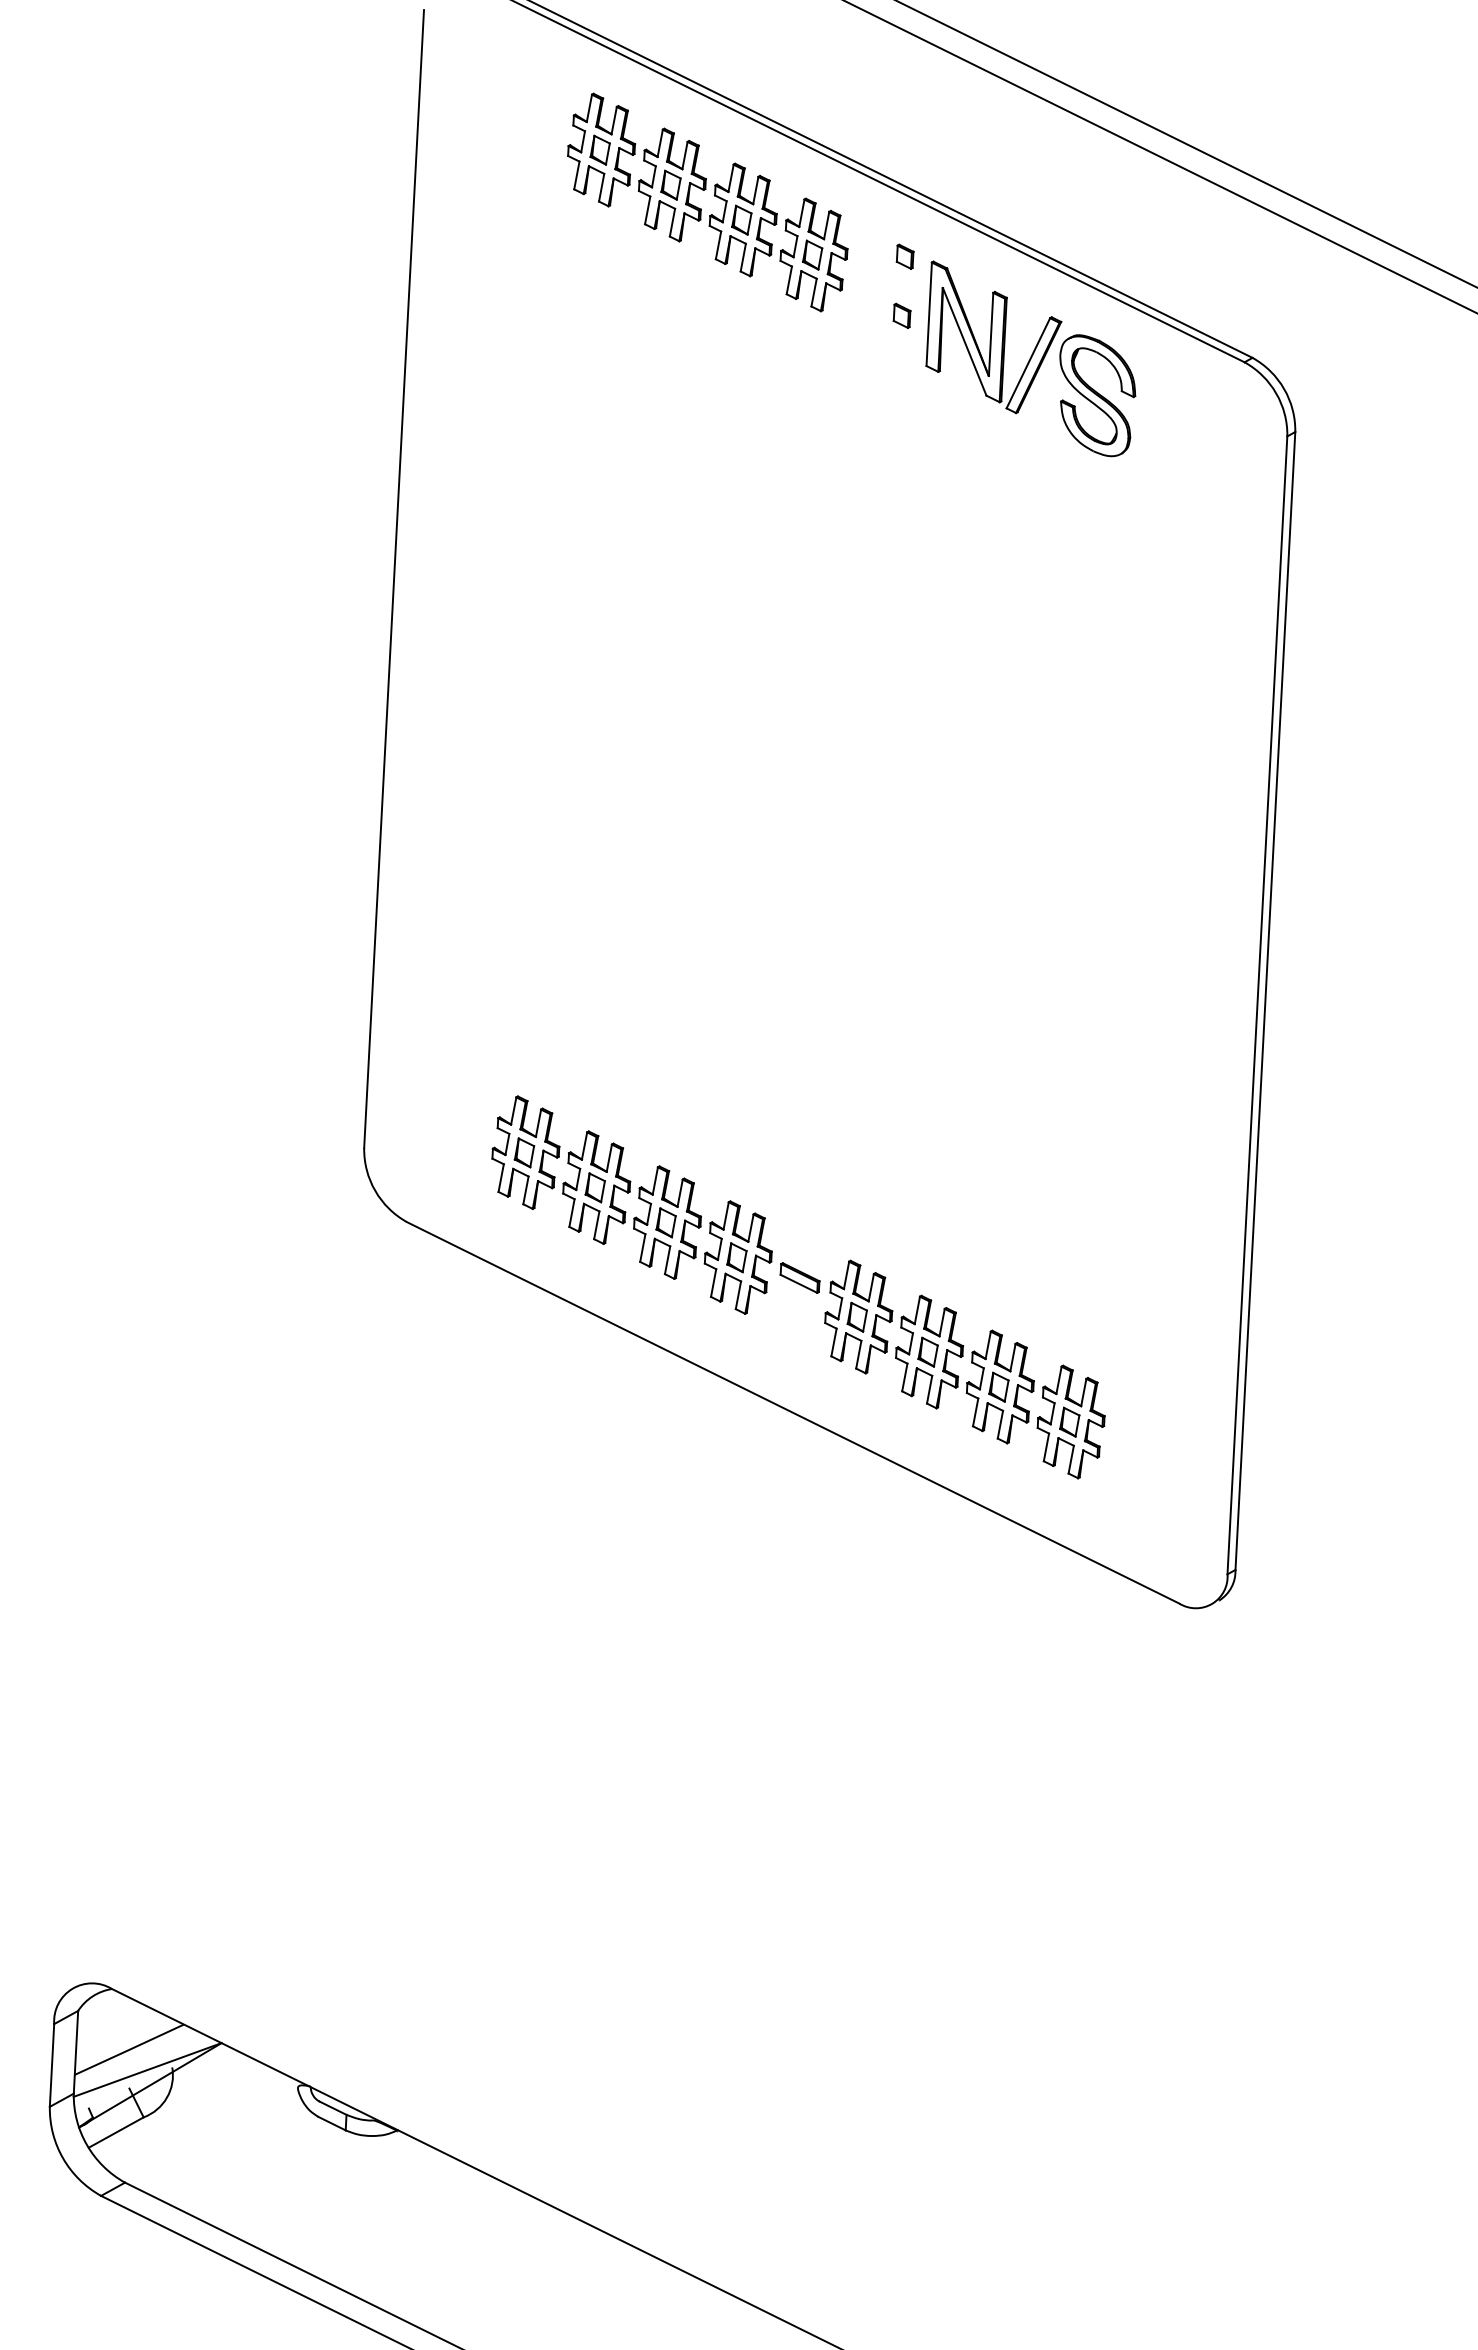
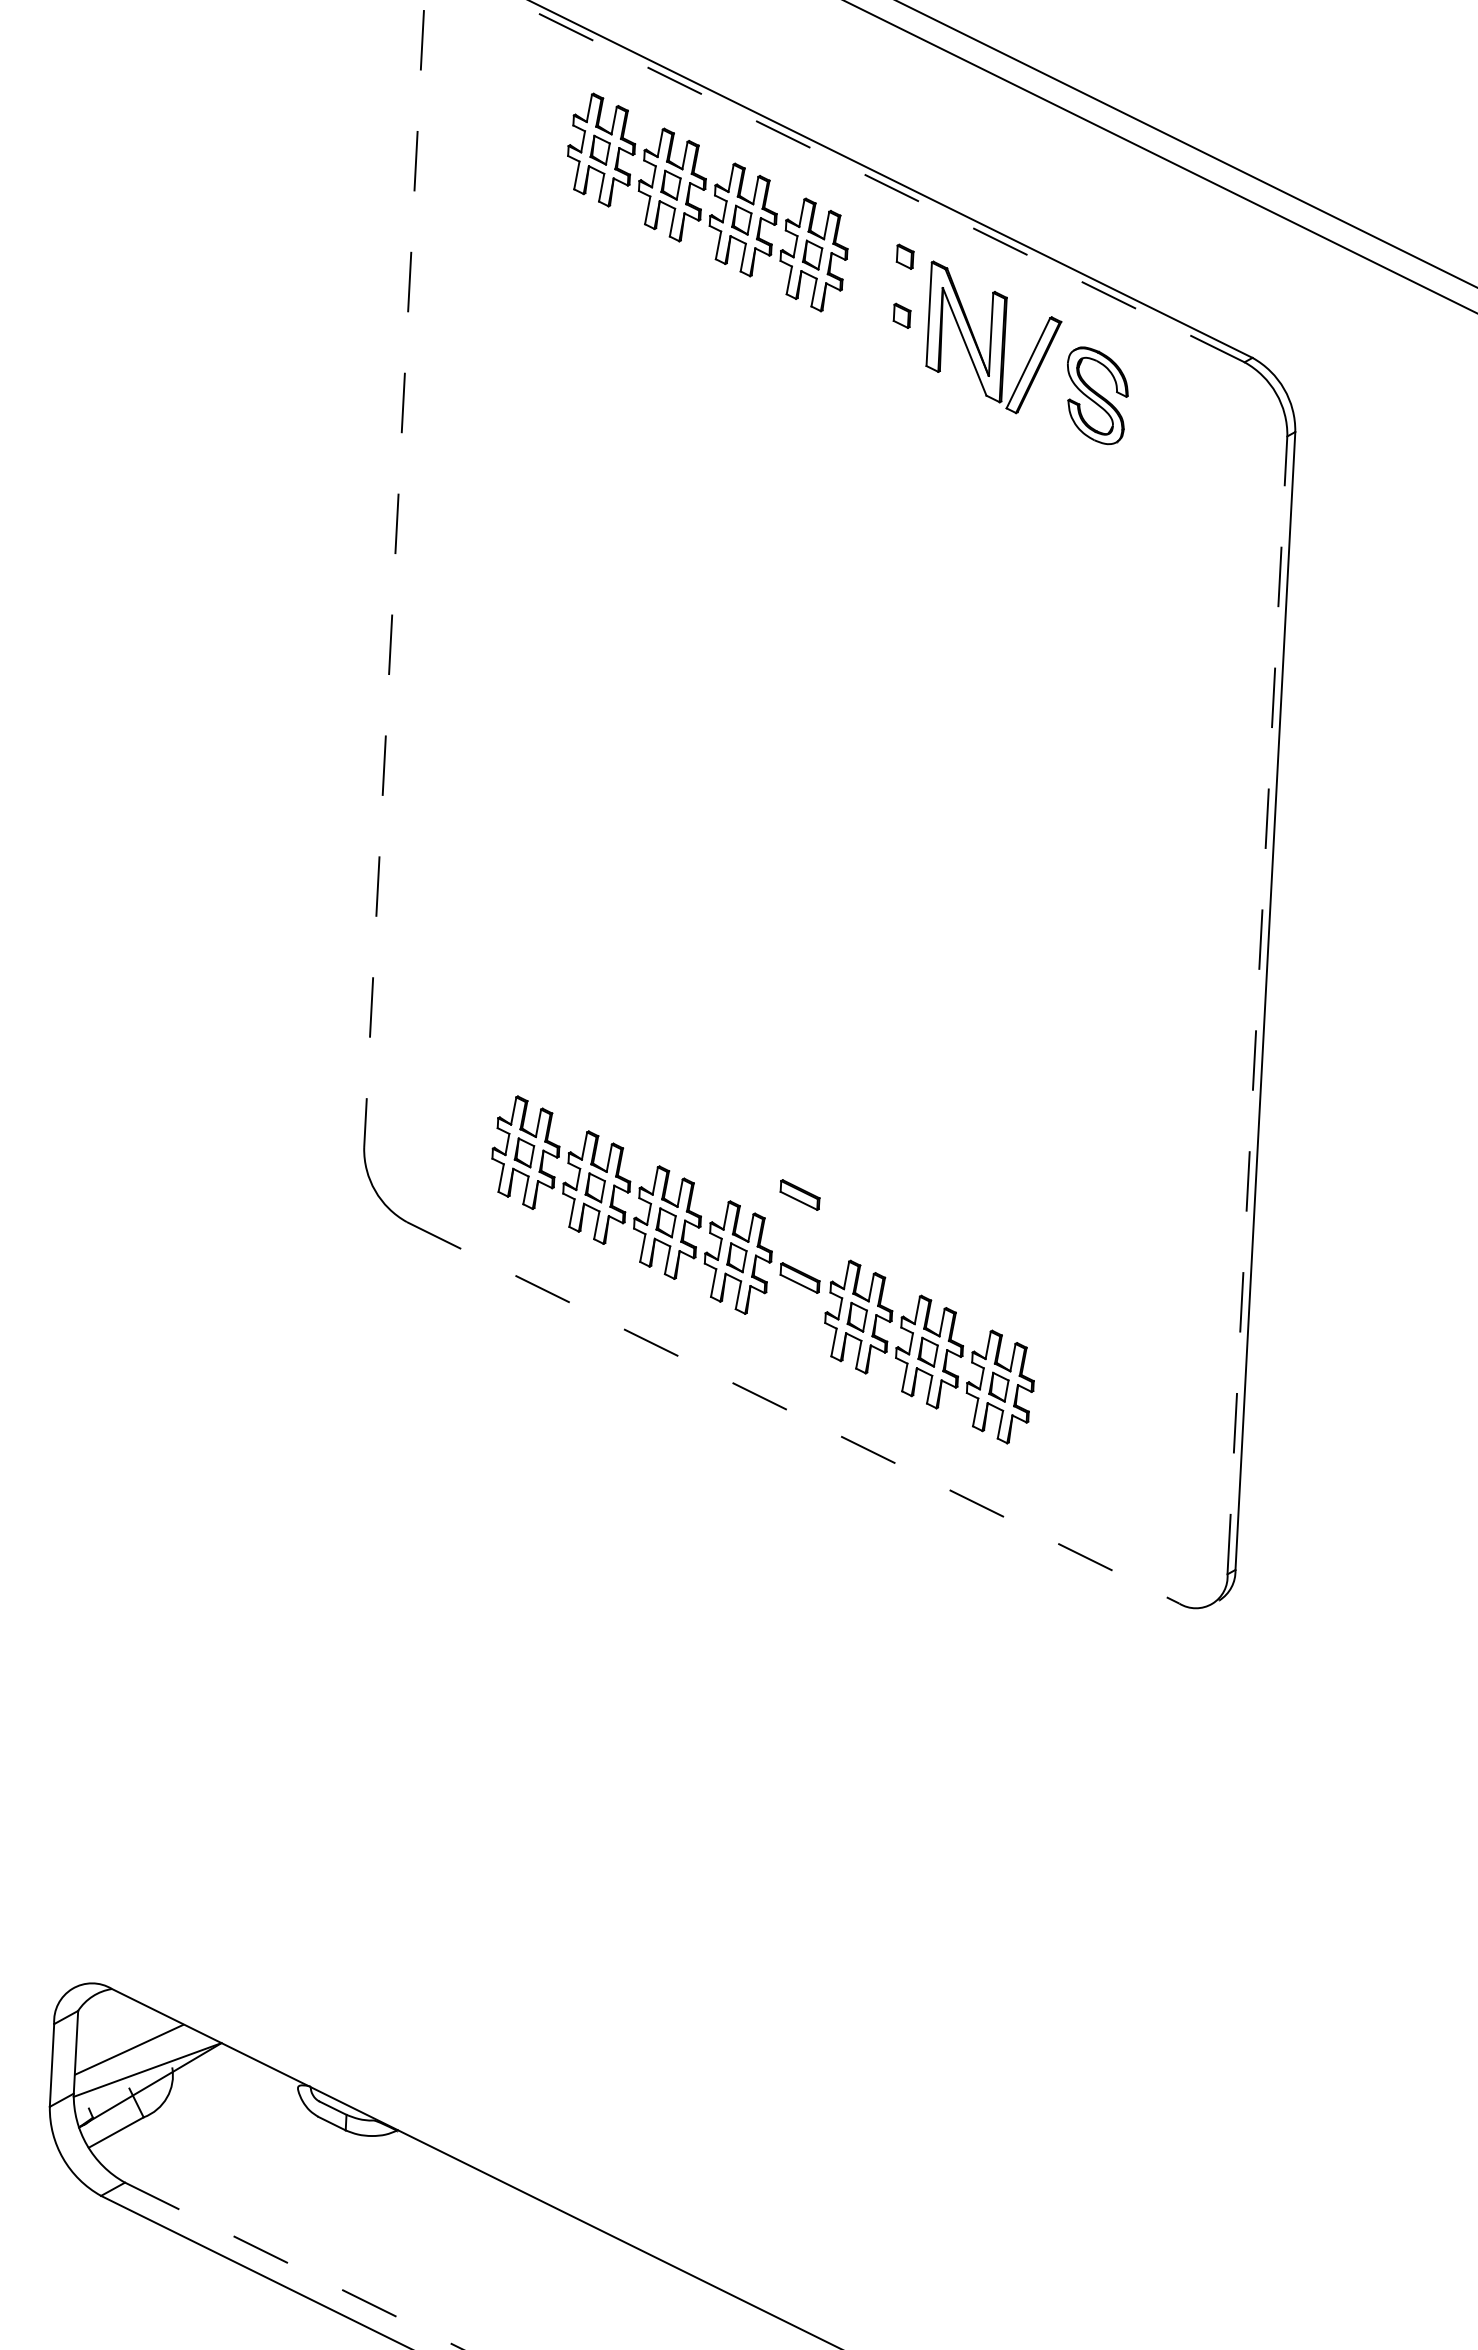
line: solid -> dashed (878, 181)
part size: 78x124 px -> 62x100 px (1097, 395)
line: solid -> dashed (394, 579)
line: solid -> dashed (1257, 1005)
part: none -> present (799, 1194)
line: solid -> dashed (793, 1412)
part: present -> none (1070, 1421)
line: solid -> dashed (294, 2266)
